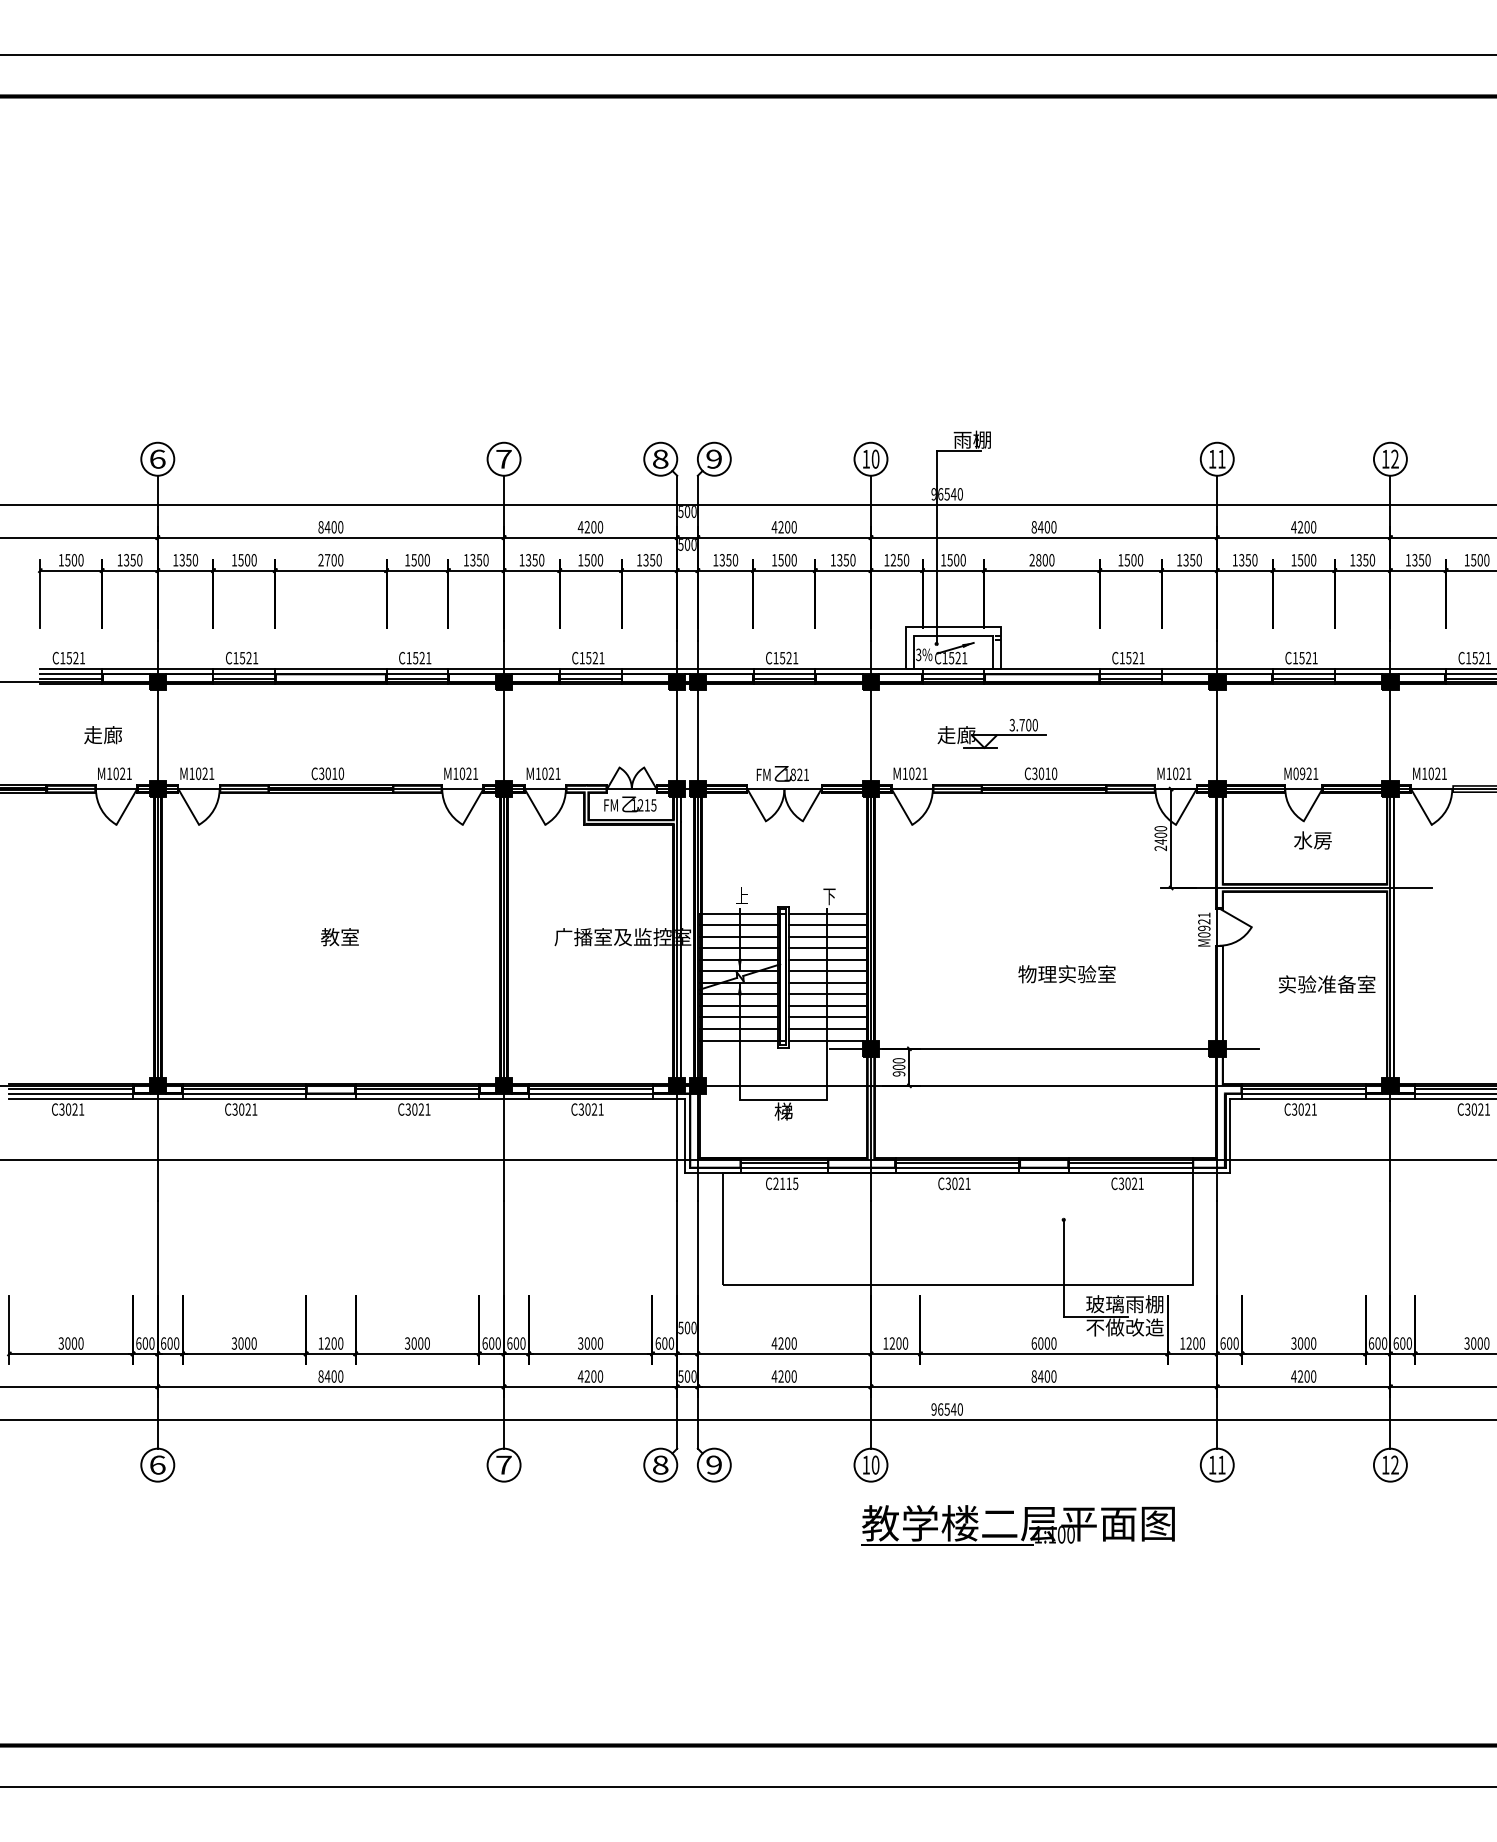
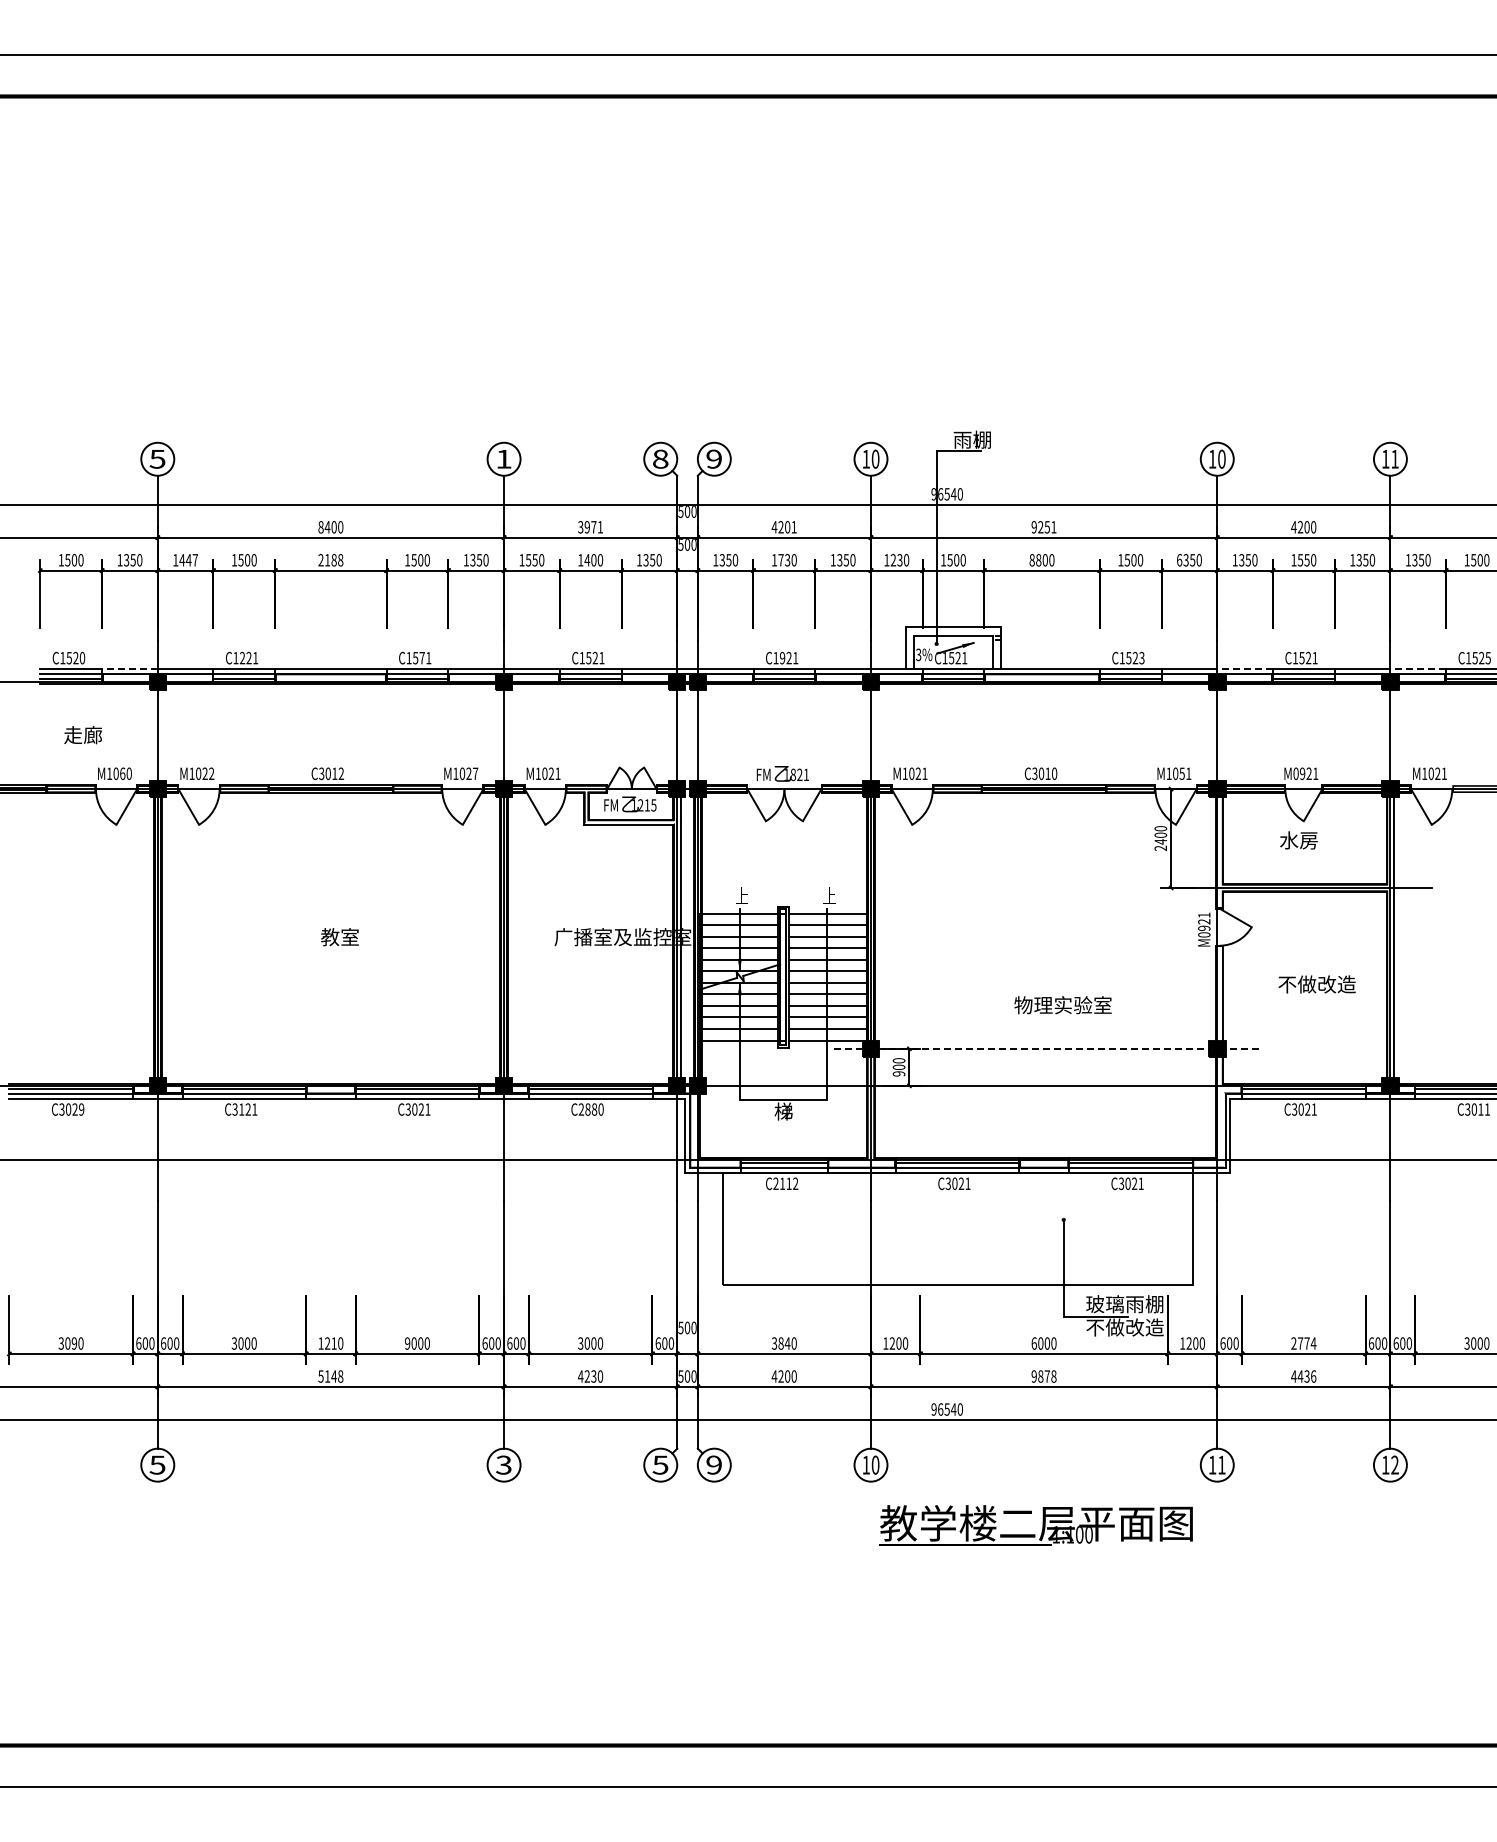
text: 6 -> 5 (157, 458)
text: 11 -> 10 (1221, 458)
text: 12 -> 11 (1394, 458)
text: 7 -> 1 (503, 459)
text: 4200 -> 3971 (590, 527)
text: 4200 -> 4201 (793, 527)
text: 8400 -> 9251 (1043, 527)
text: 1350 -> 1550 (528, 559)
text: 1250 -> 1230 (899, 559)
text: 1350 -> 1447 (188, 560)
text: 2700 -> 2188 (334, 560)
text: 1500 -> 1400 (587, 560)
text: 1500 -> 1730 (784, 560)
text: 2800 -> 8800 (1031, 560)
text: 1350 -> 6350 (1179, 560)
text: 1500 -> 1550 (1306, 560)
text: C1521 -> C1520 (82, 657)
text: C1521 -> C1221 (242, 657)
text: C1521 -> C1571 (421, 657)
text: C1521 -> C1921 (782, 657)
text: C1521 -> C1523 (1141, 657)
text: C1521 -> C1525 (1487, 658)
line: solid -> dashed (129, 668)
line: solid -> dashed (1245, 668)
line: solid -> dashed (1418, 668)
part: present -> none (991, 733)
text position: (102, 735) -> (82, 735) (82, 735)
text: M1021 -> M1060 (125, 773)
text: M1021 -> M1022 (211, 773)
text: C3010 -> C3012 (341, 773)
text: M1021 -> M1027 (475, 773)
text: M1021 -> M1051 (1181, 773)
fill: present -> none (629, 823)
text position: (1312, 840) -> (1298, 840) (1298, 840)
text: 下 -> 上 (829, 896)
text position: (1066, 974) -> (1062, 1005) (1062, 1005)
text: 实验准备室 -> 不做改造 (1326, 984)
line: solid -> dashed (1043, 1048)
text: C3021 -> C3029 (81, 1109)
text: C3021 -> C3121 (241, 1109)
text: C3021 -> C2880 (590, 1109)
text: C3021 -> C3011 (1480, 1109)
fill: present -> none (1224, 1130)
text: C2115 -> C2112 (795, 1183)
text: 3000 -> 3090 (73, 1343)
text: 1200 -> 1210 (333, 1343)
text: 3000 -> 9000 (407, 1343)
text: 4200 -> 3840 (780, 1343)
text: 3000 -> 2774 (1303, 1343)
text: 8400 -> 5148 (330, 1376)
text: 4200 -> 4230 (593, 1376)
text: 8400 -> 9878 (1043, 1376)
text: 4200 -> 4436 (1306, 1376)
text: 6 -> 5 (157, 1464)
text: 7 -> 3 (503, 1464)
text: 8 -> 5 (660, 1464)
text position: (1017, 1525) -> (1035, 1525) (1035, 1525)
